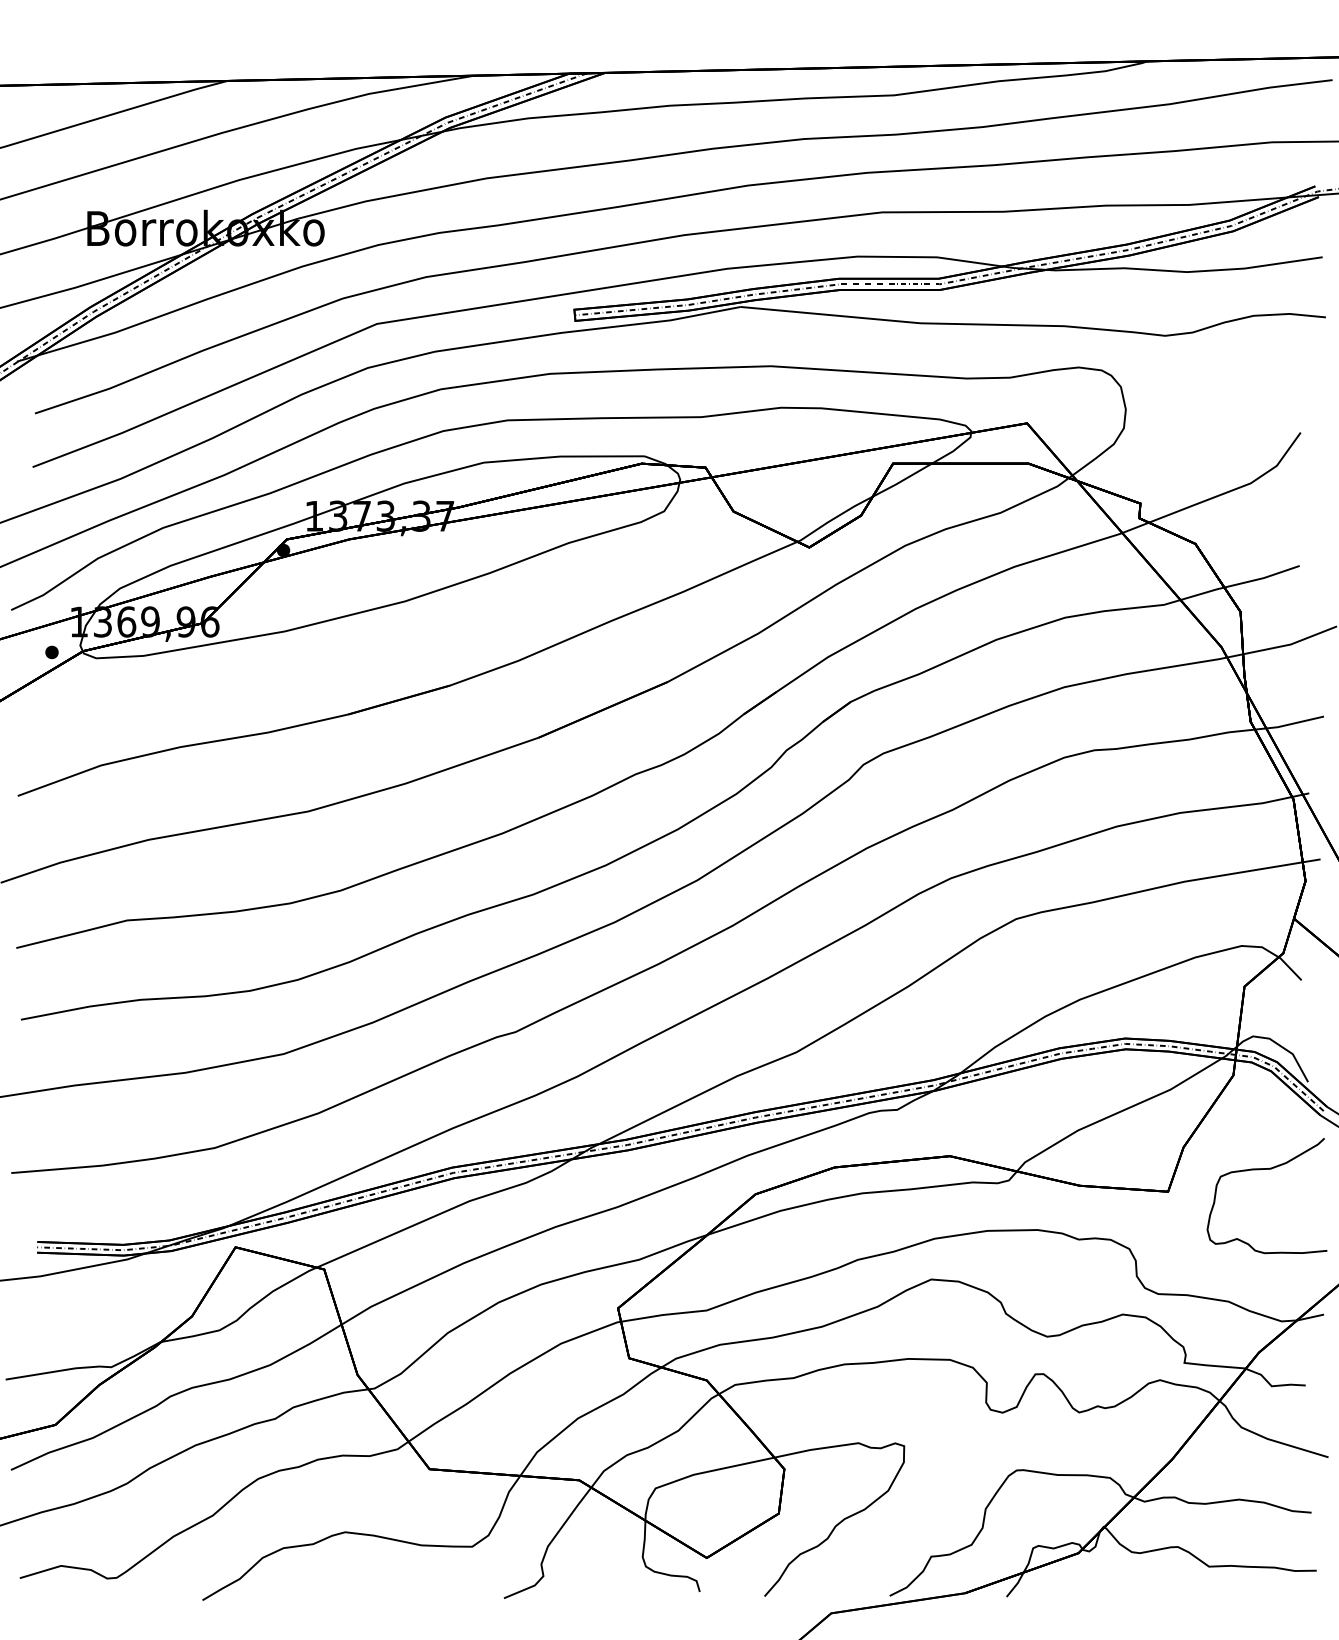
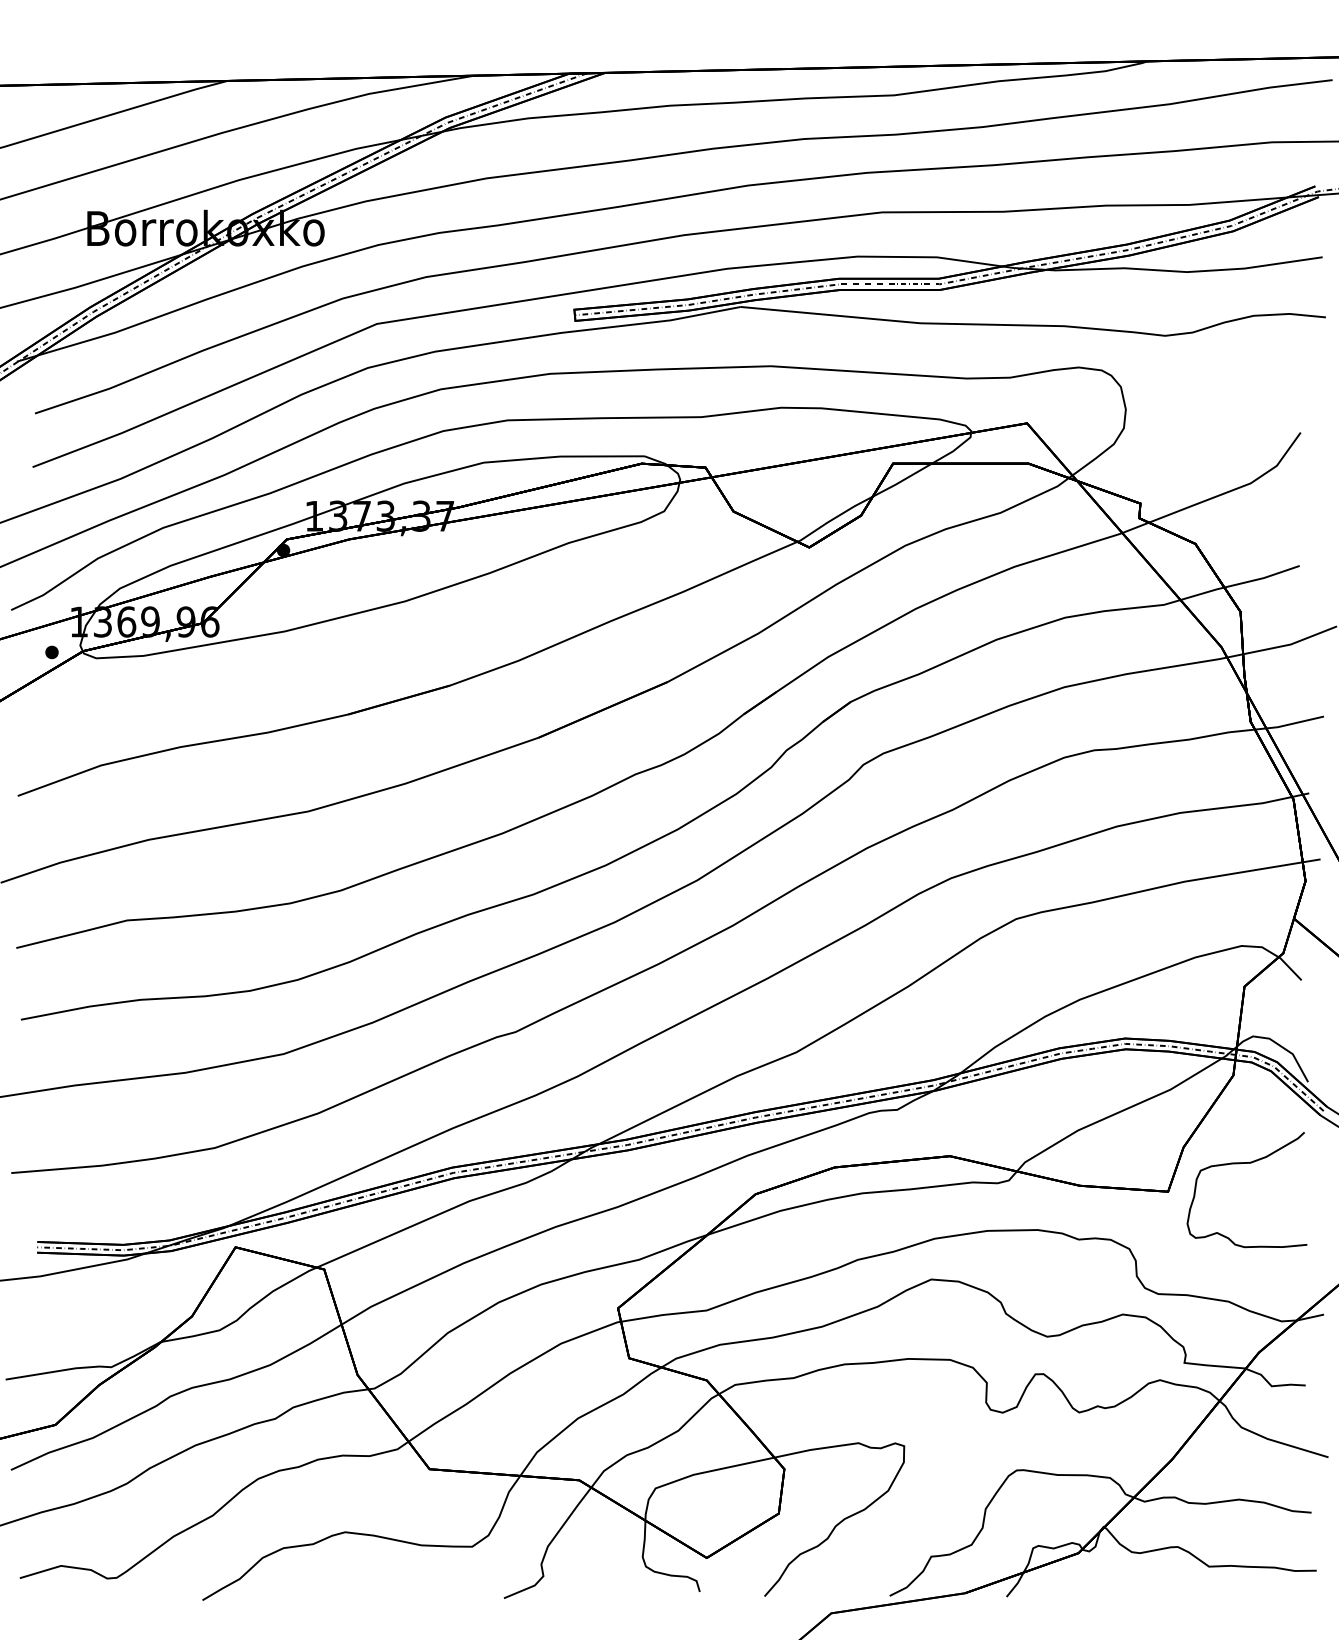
curve position: (1259, 1170) -> (1239, 1164) (1239, 1164)
